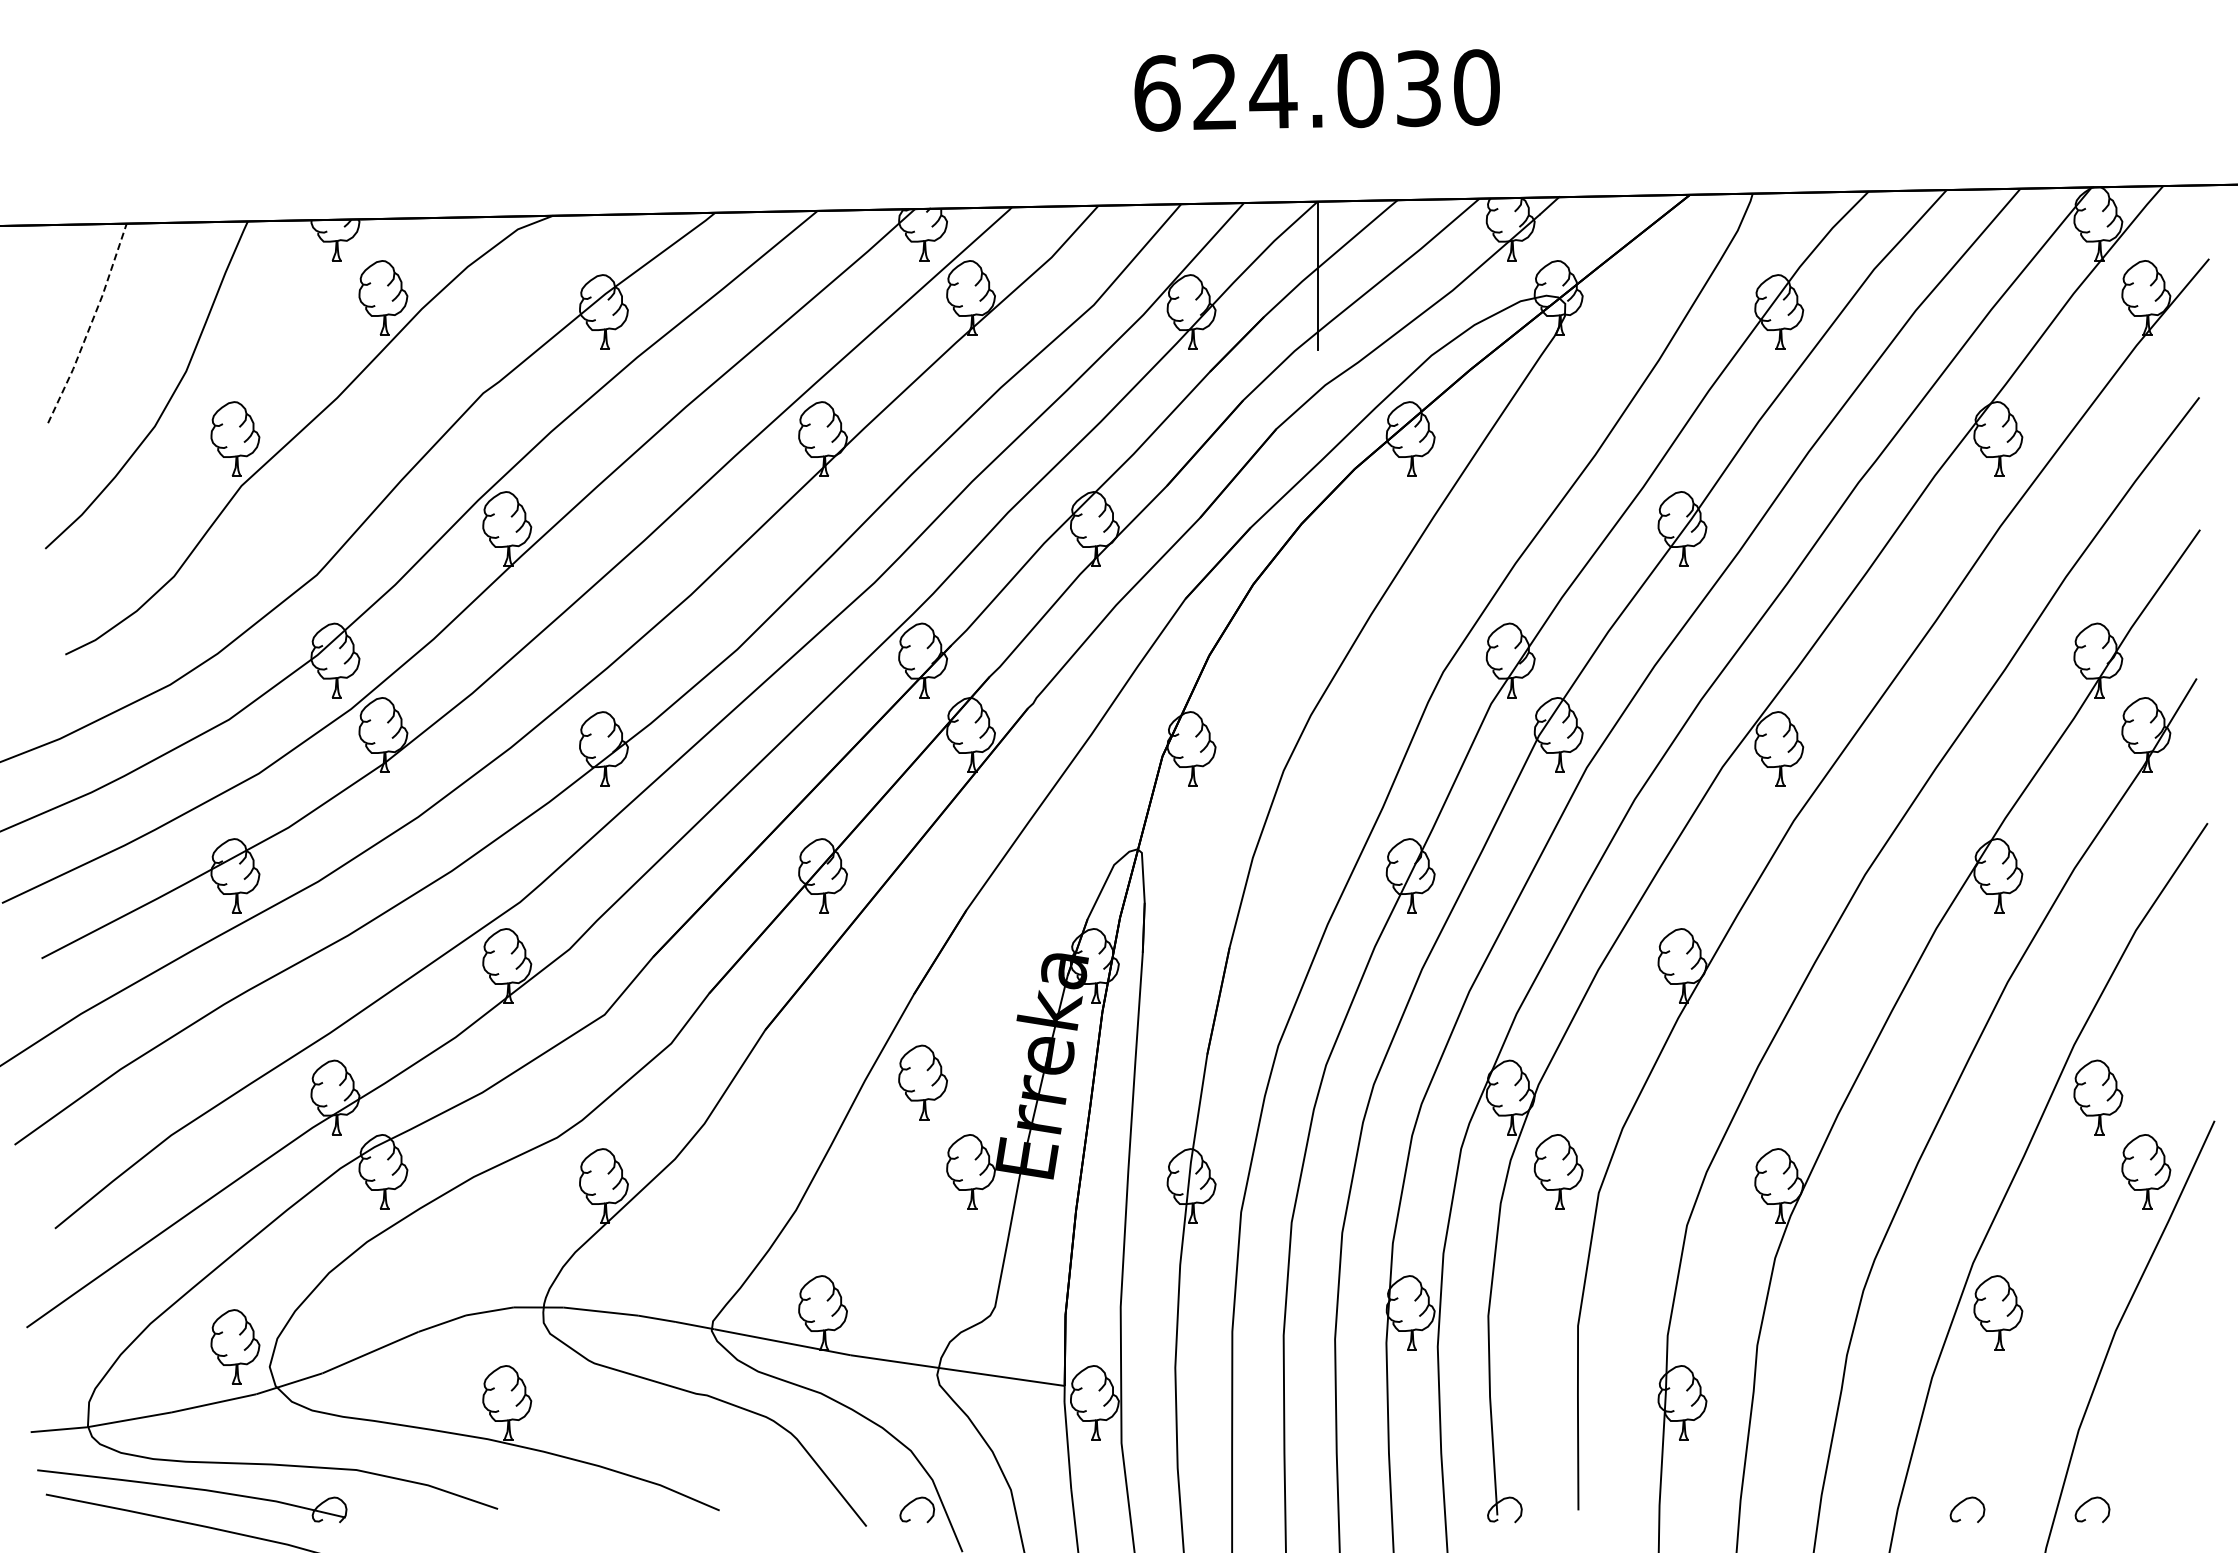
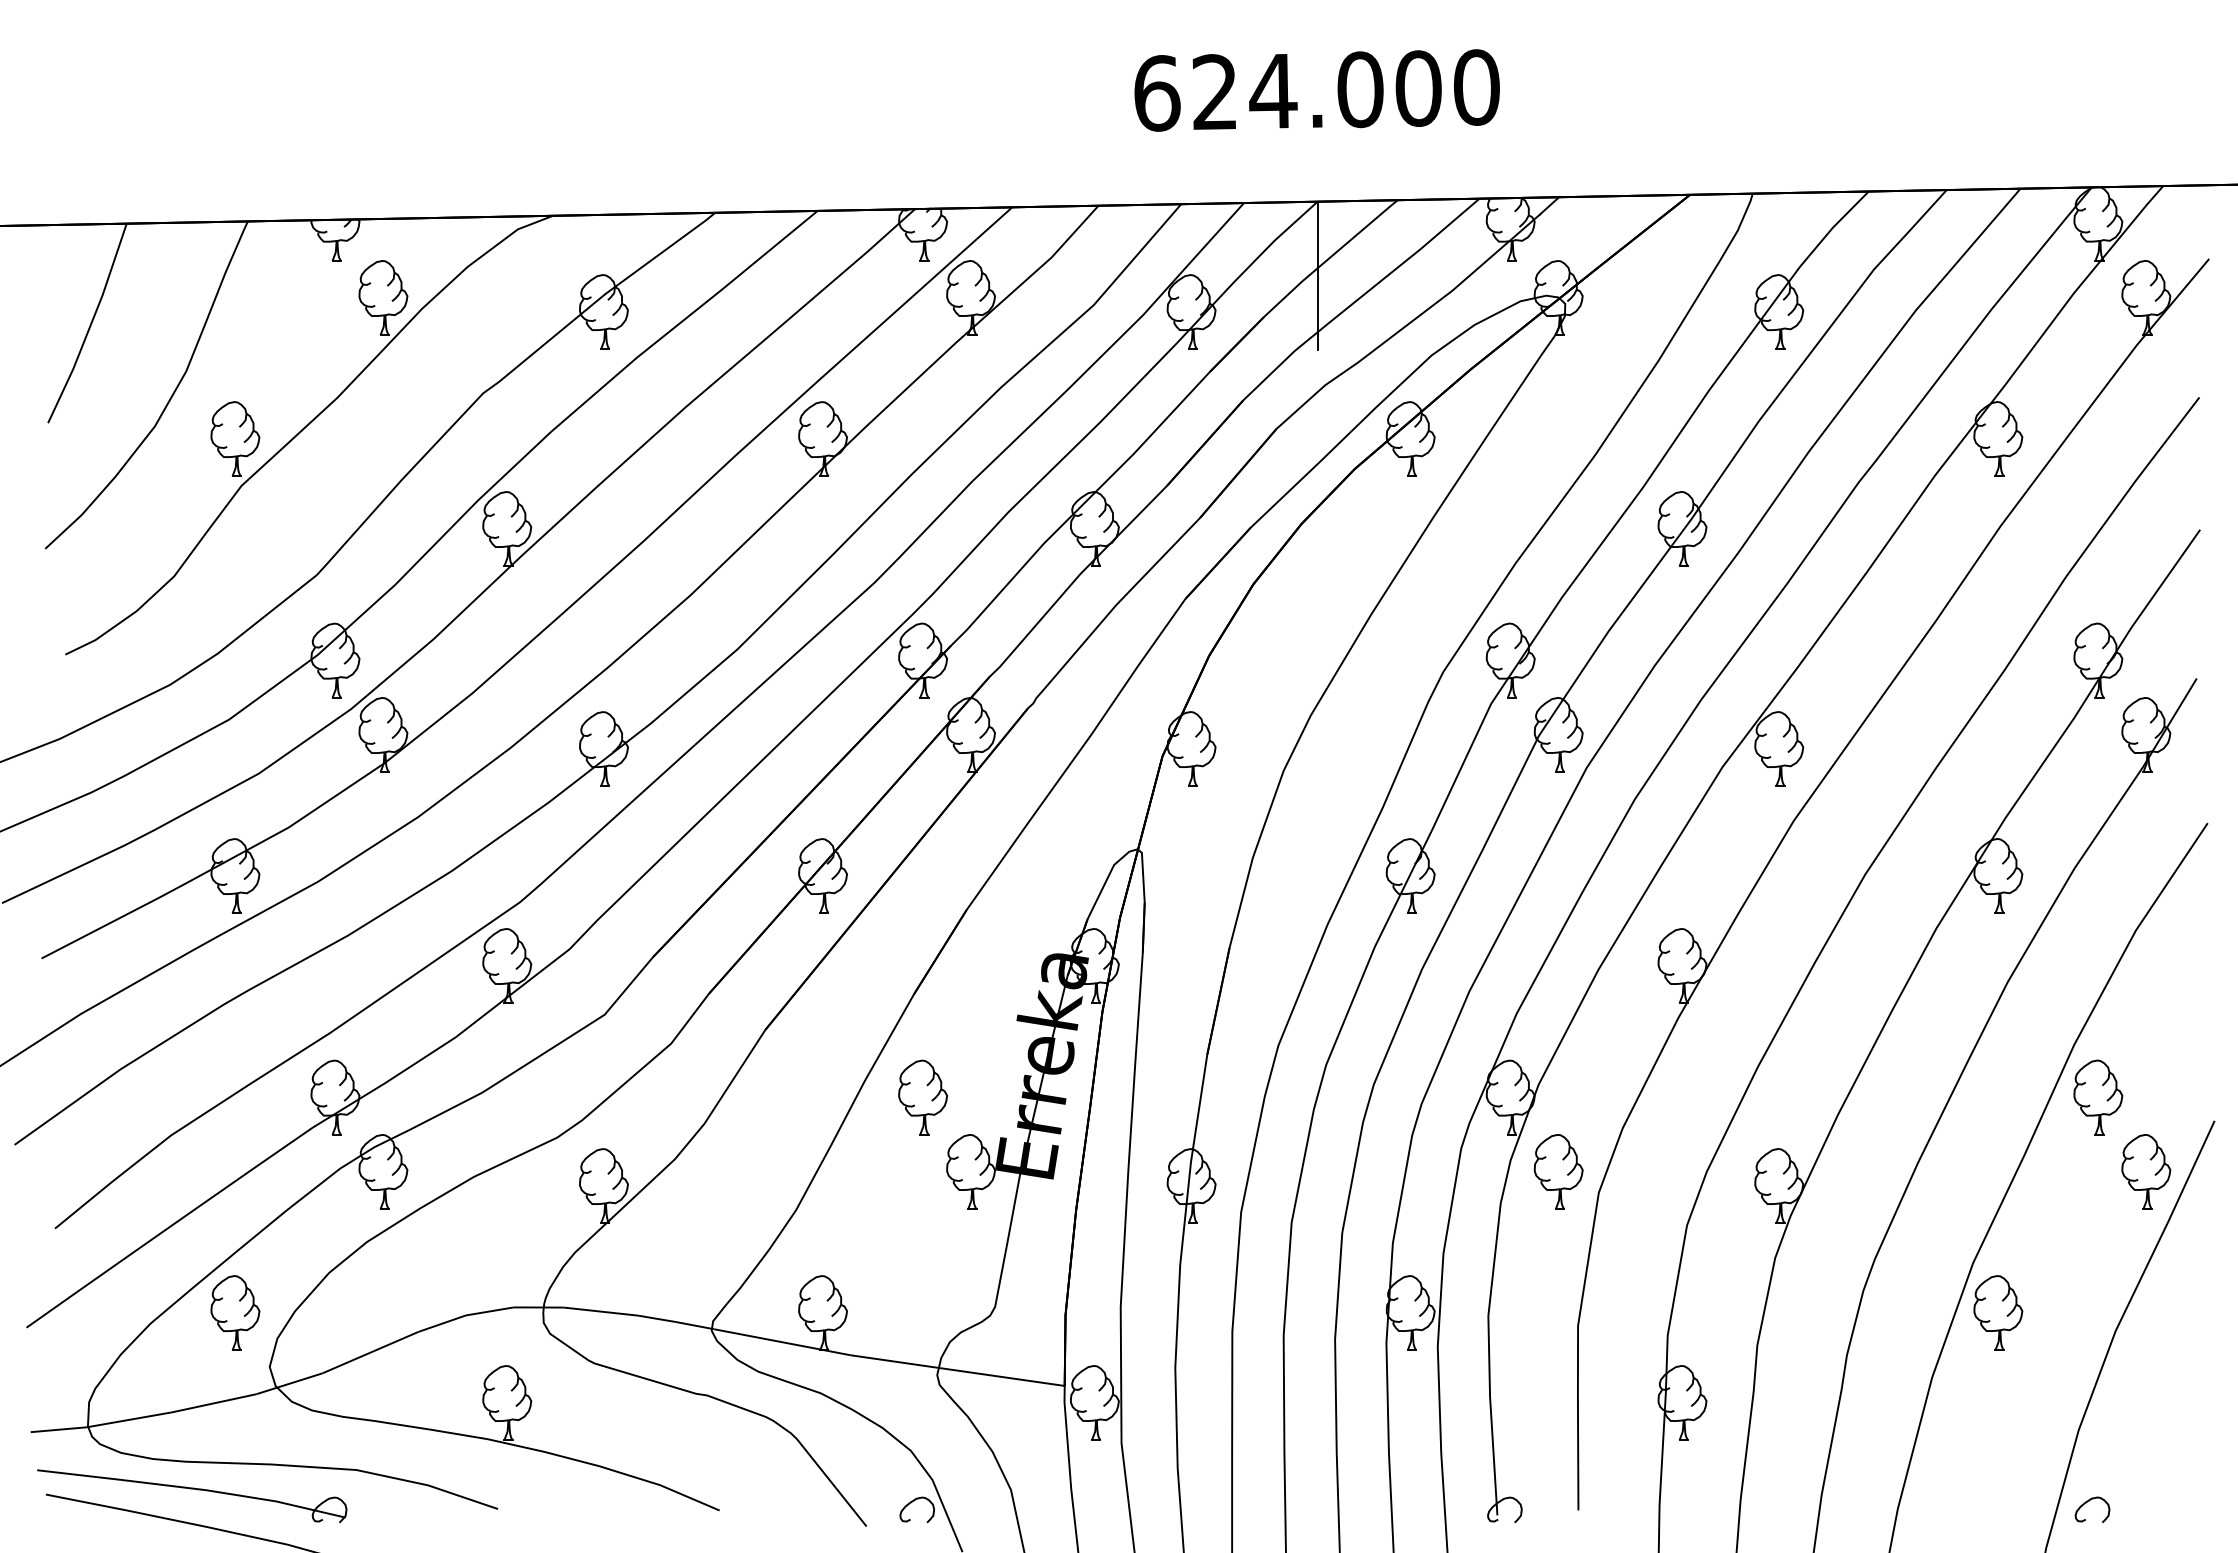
text: 624.030 -> 624.000 (1418, 88)
line: dashed -> solid (90, 324)
part position: (922, 1082) -> (922, 1097) (922, 1097)
part position: (235, 1346) -> (235, 1312) (235, 1312)
curve: present -> none (1961, 1503)
